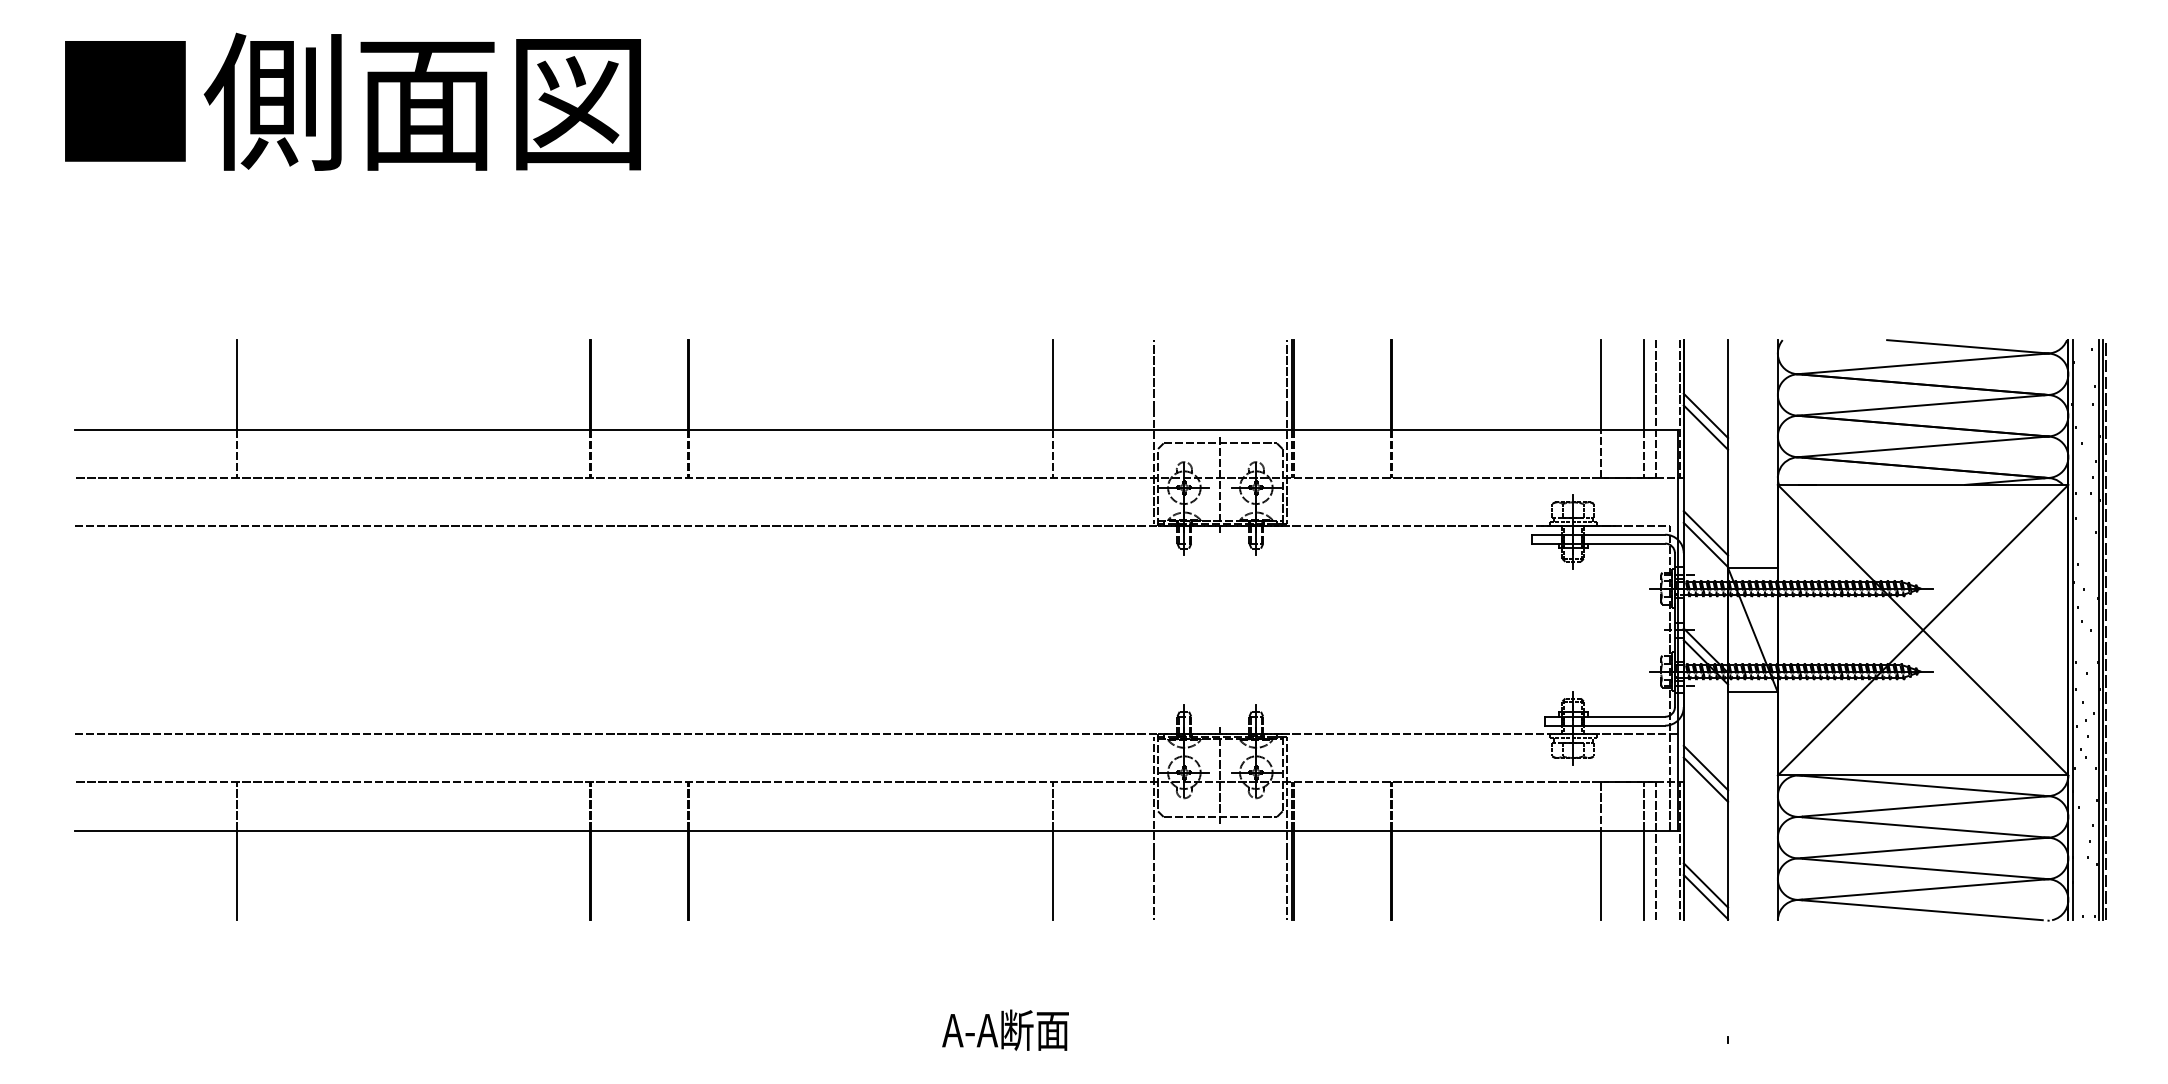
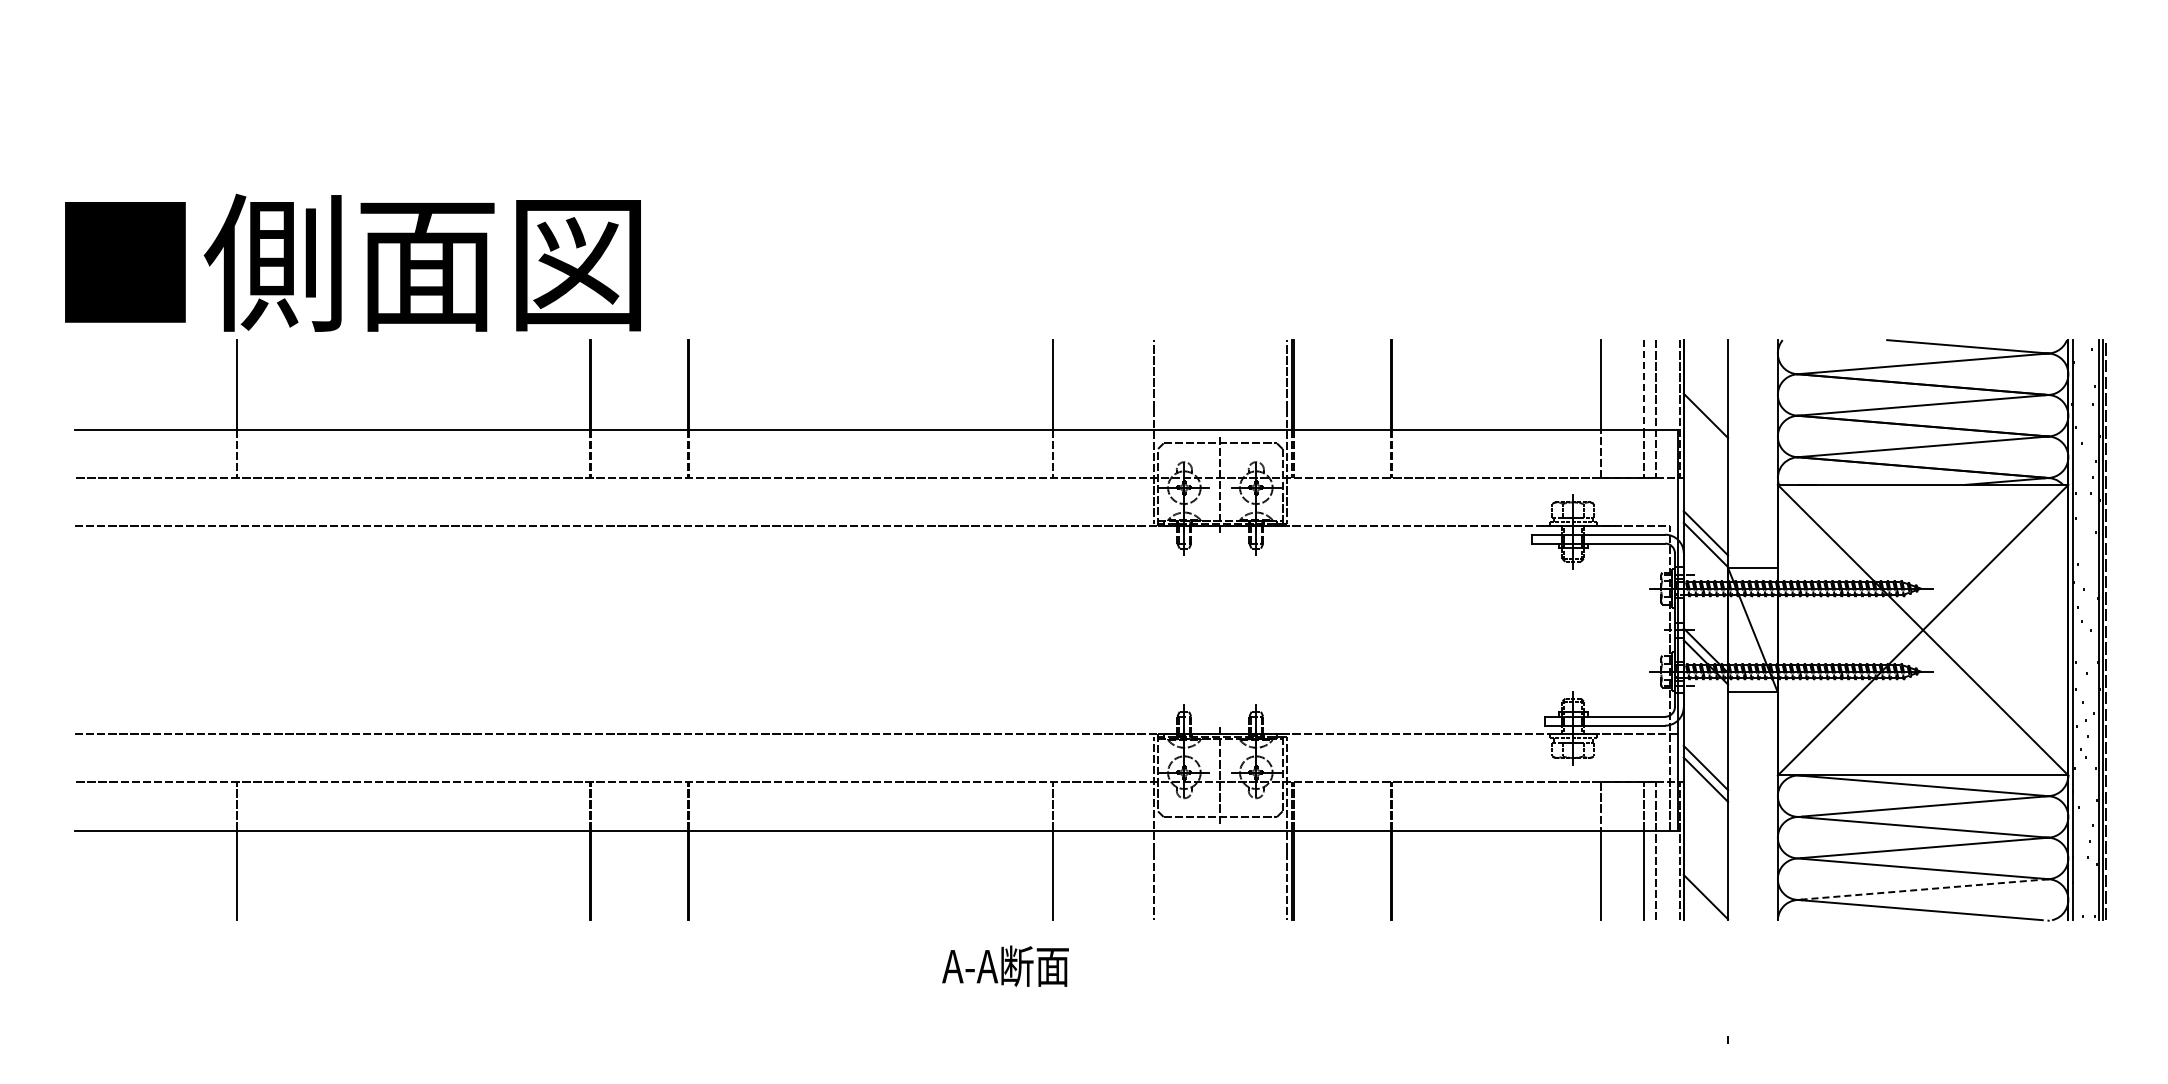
text position: (352, 101) -> (352, 262) (352, 262)
line: solid -> dashed (1643, 384)
line: present -> none (1705, 427)
line: present -> none (1705, 885)
line: solid -> dashed (1922, 889)
text position: (1005, 1029) -> (1005, 965) (1005, 965)
